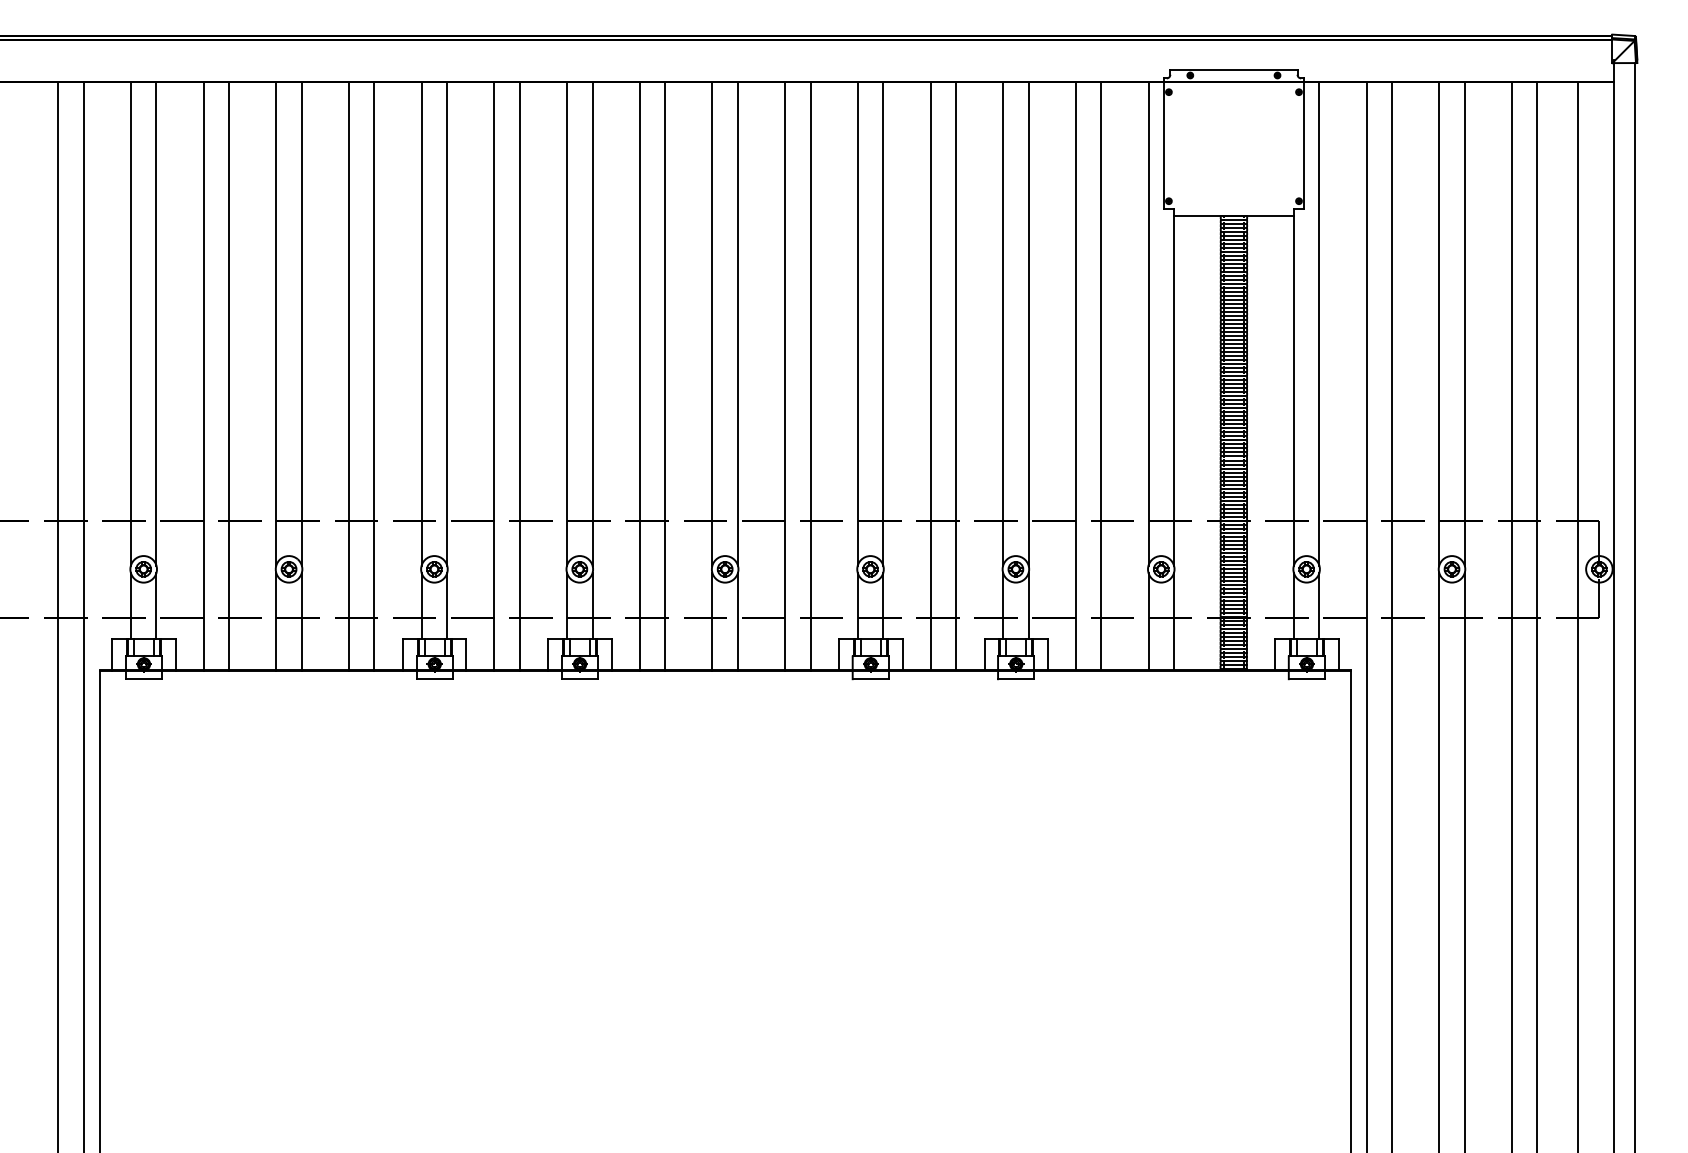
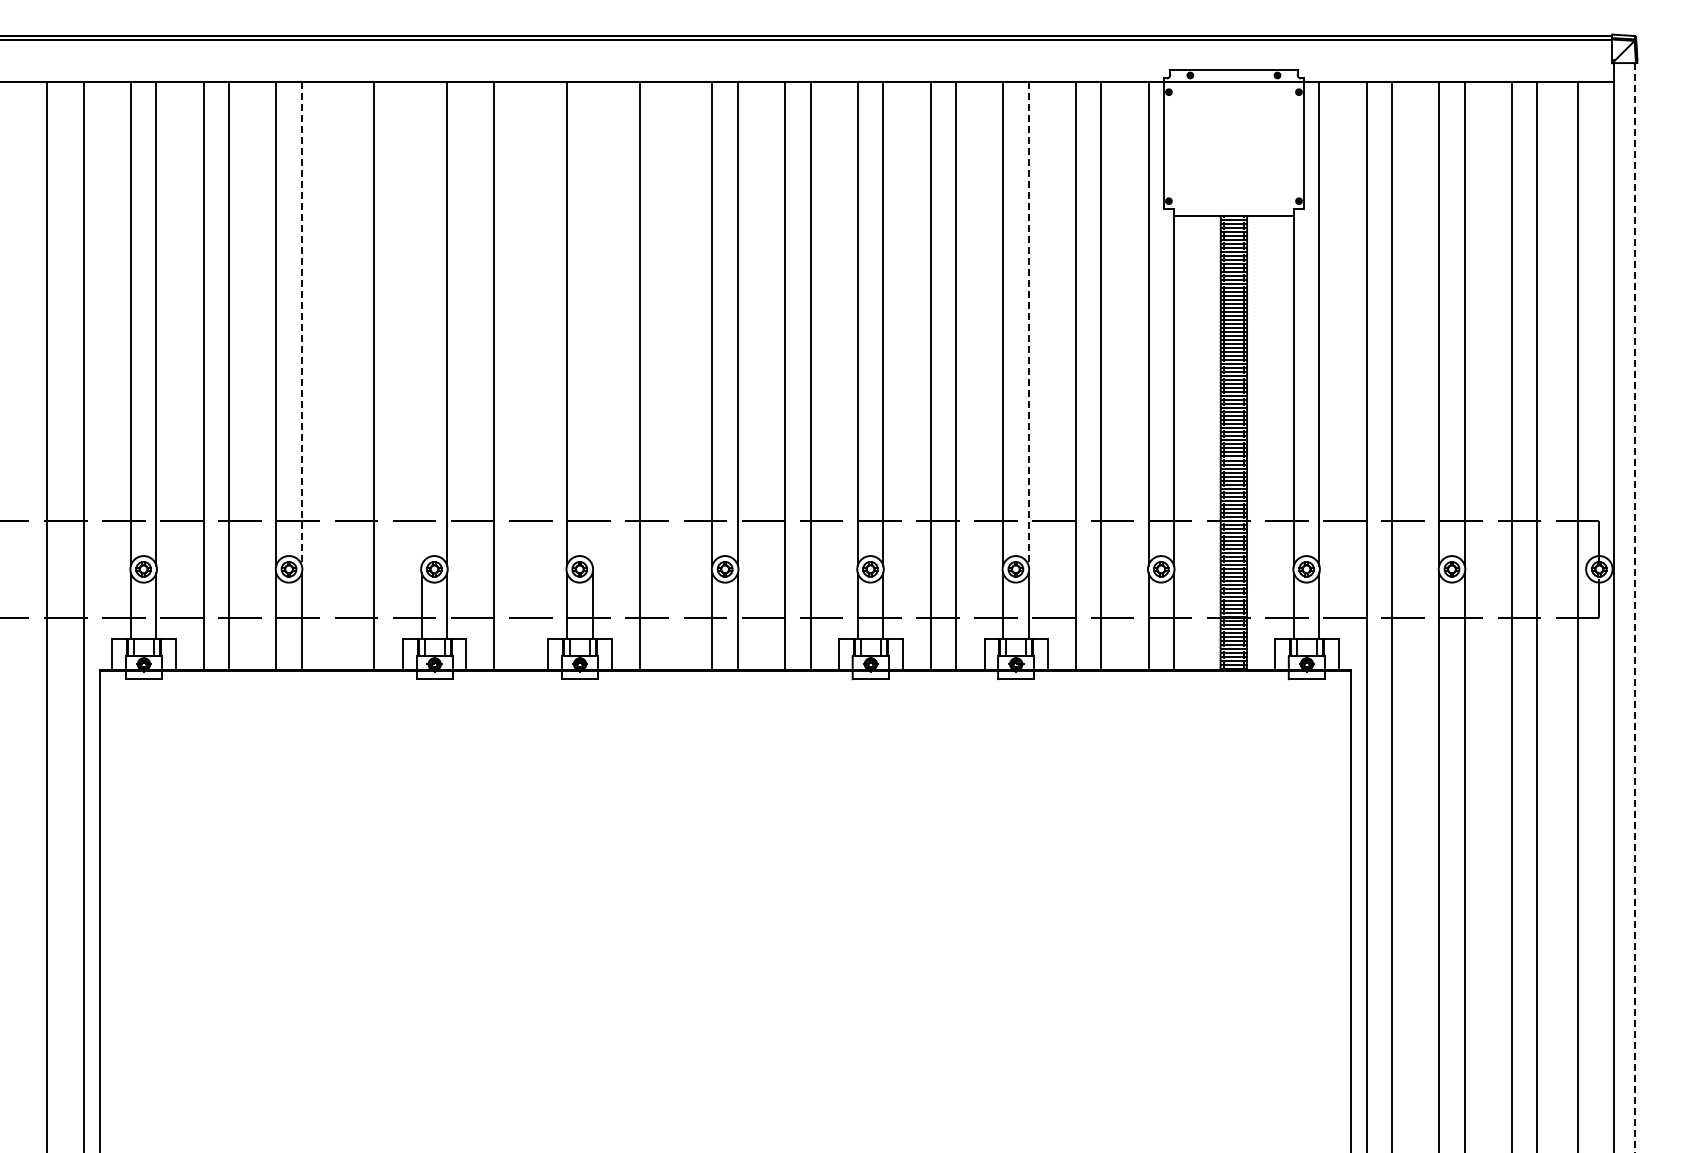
line: solid -> dashed (301, 323)
line: present -> none (421, 323)
line: present -> none (592, 323)
line: solid -> dashed (1028, 323)
line: present -> none (349, 376)
line: present -> none (519, 376)
line: present -> none (665, 376)
line: solid -> dashed (1635, 608)
line position: (58, 615) -> (47, 615) (47, 615)
